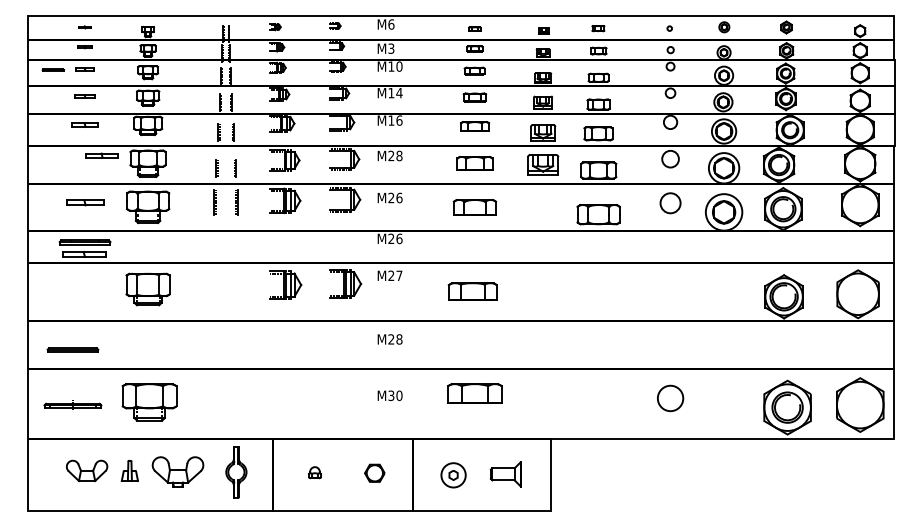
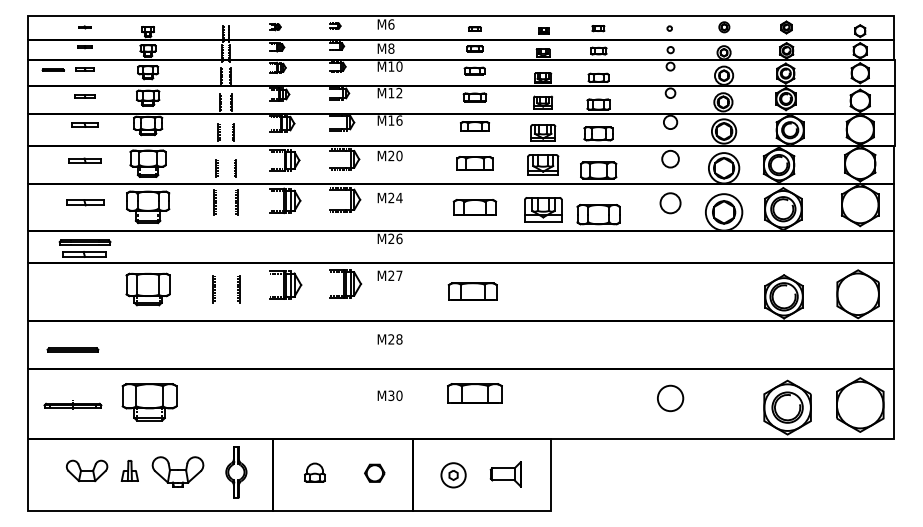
text: M3 -> M8 (391, 48)
text: M14 -> M12 (399, 92)
part position: (101, 155) -> (84, 160) (84, 160)
text: M28 -> M20 (399, 155)
text: M26 -> M24 (399, 197)
part: none -> present (543, 209)
part: none -> present (215, 289)
part size: 14x14 px -> 22x21 px (314, 472)
